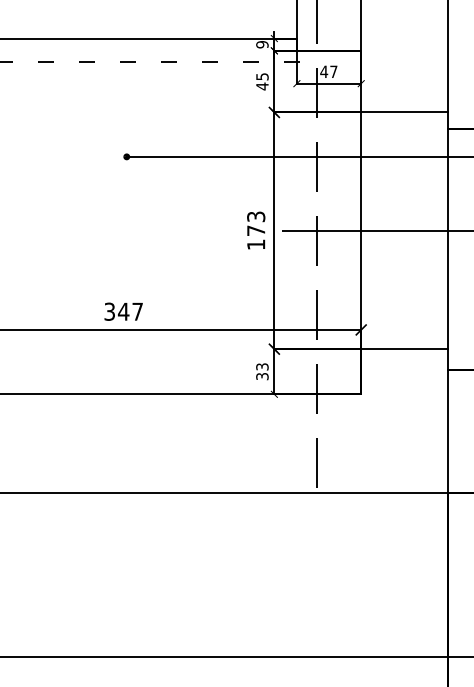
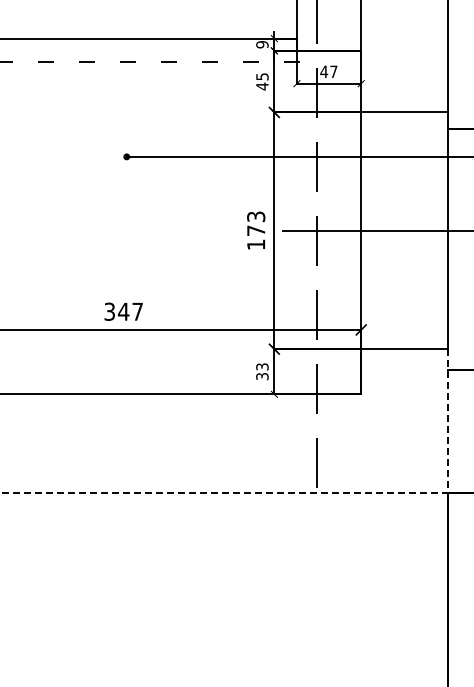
line: solid -> dashed (296, 492)
line: present -> none (236, 657)
